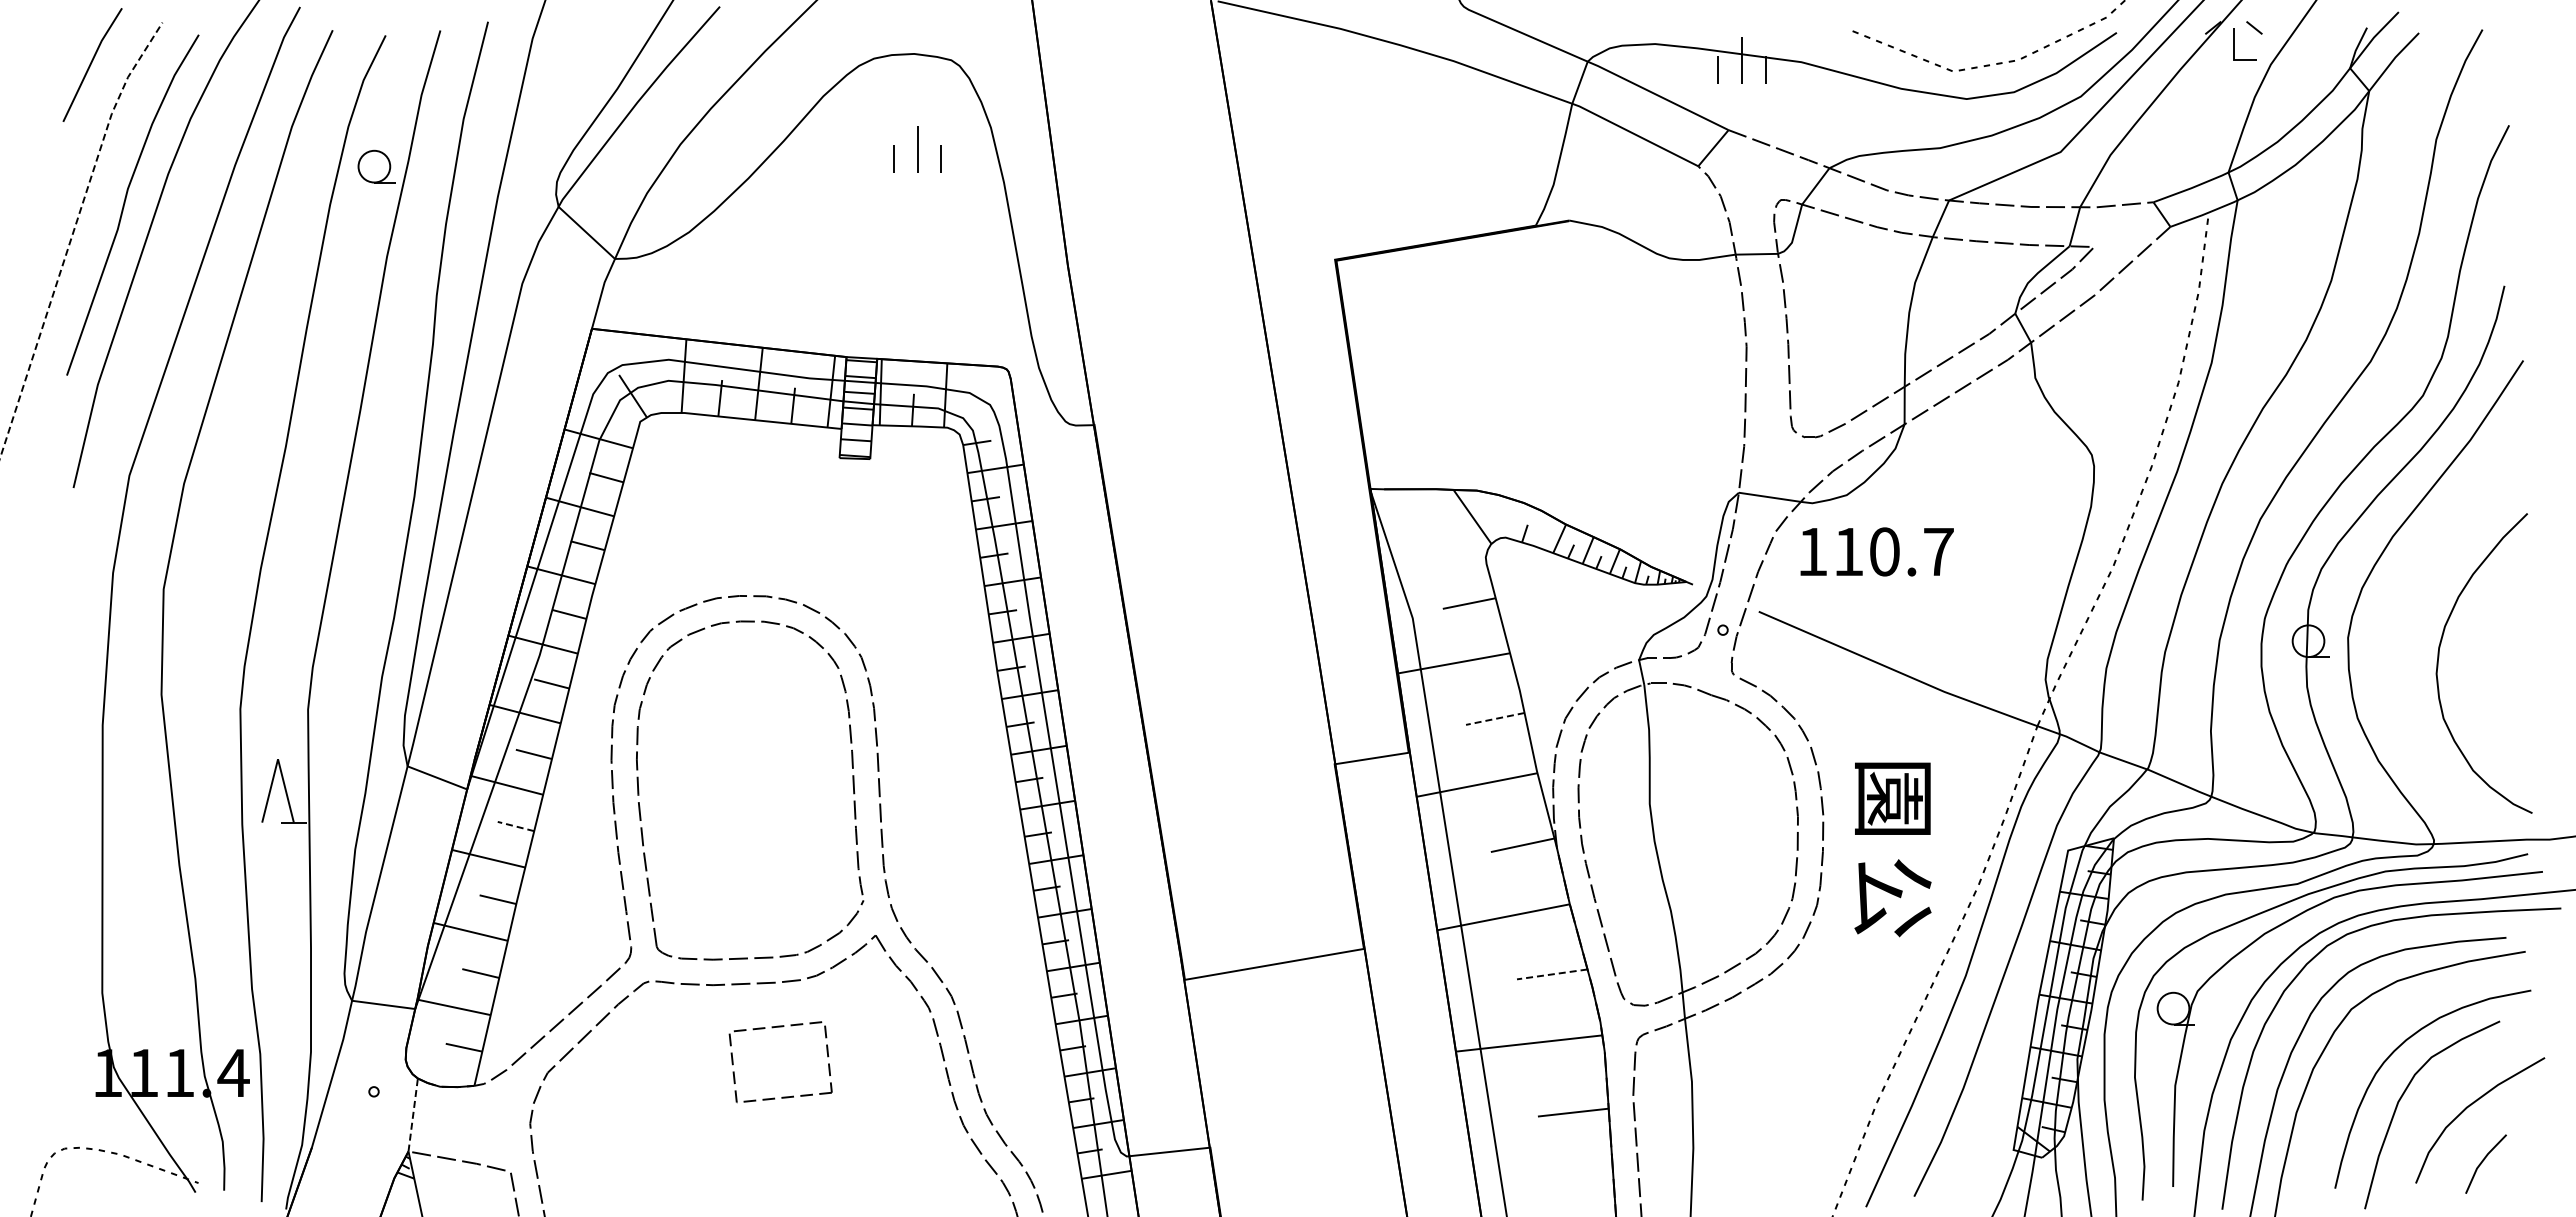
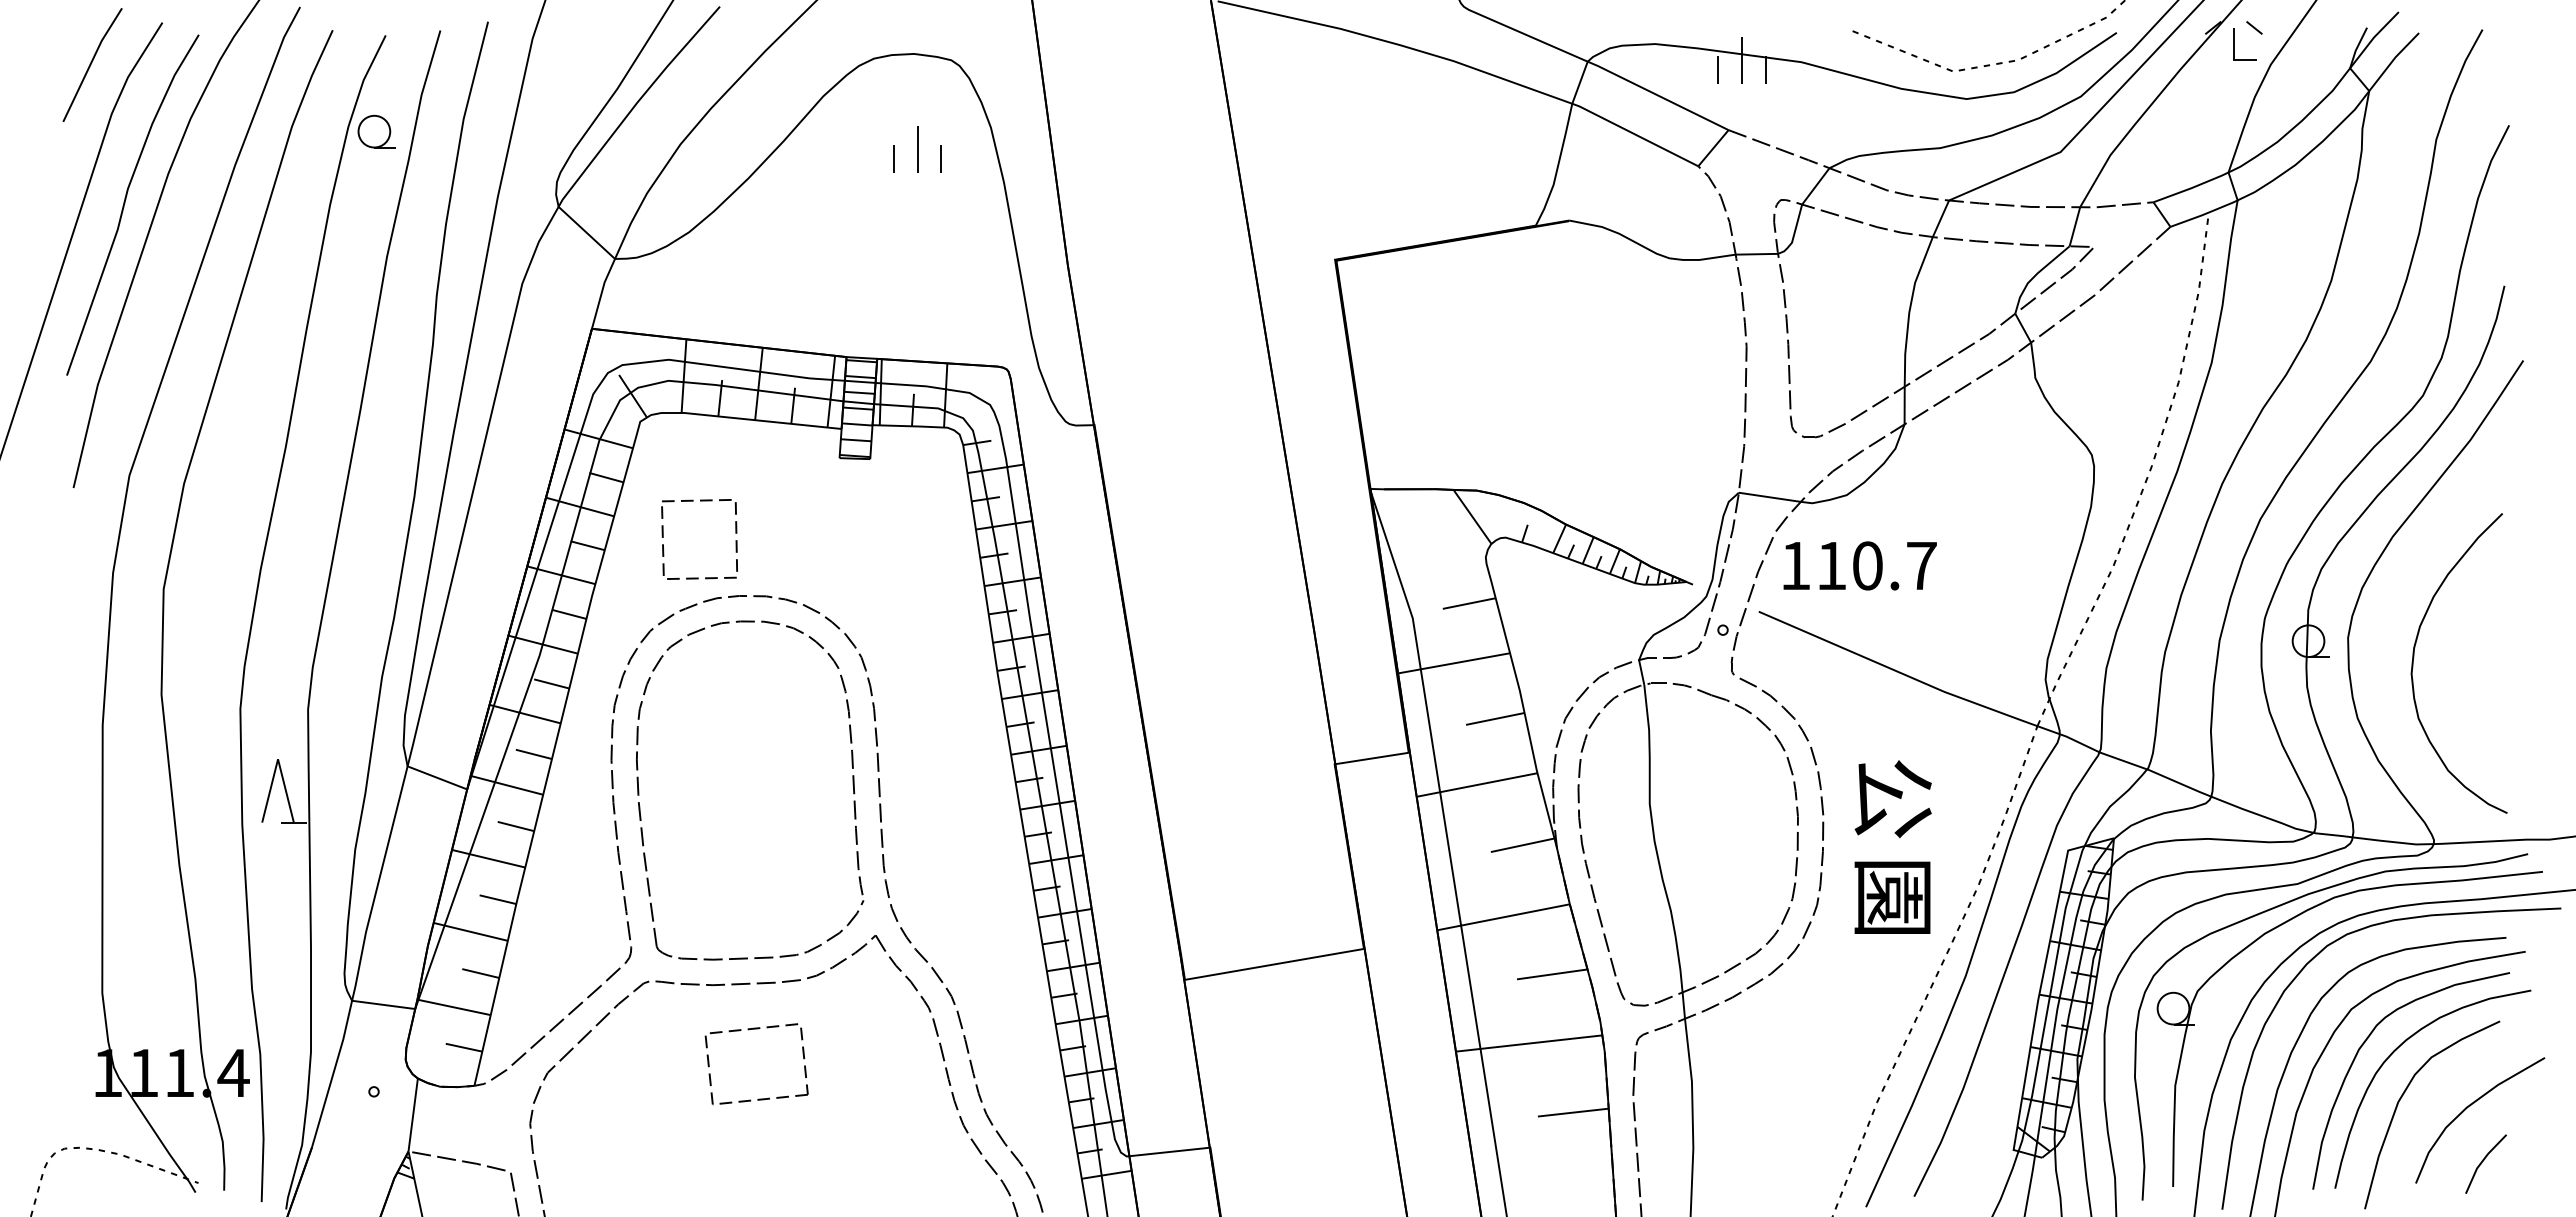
part position: (376, 166) -> (376, 131) (376, 131)
line: dashed -> solid (72, 235)
part: none -> present (735, 540)
text position: (1876, 551) -> (1859, 565) (1859, 565)
curve position: (2439, 657) -> (2414, 657) (2414, 657)
line: dashed -> solid (1495, 718)
text: 園 -> 公 (1892, 799)
line: dashed -> solid (515, 826)
text: 公 -> 園 (1892, 898)
line: dashed -> solid (1552, 974)
curve: none -> present (2358, 1053)
part position: (782, 1096) -> (758, 1098) (758, 1098)
line: dashed -> solid (413, 1115)
